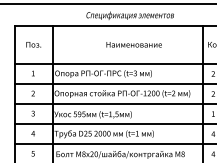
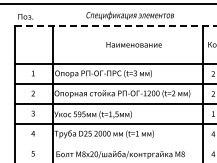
line: solid -> dashed (115, 25)
text position: (33, 44) -> (25, 16) (25, 16)
line: present -> none (113, 143)
